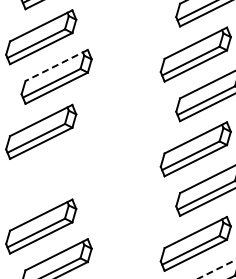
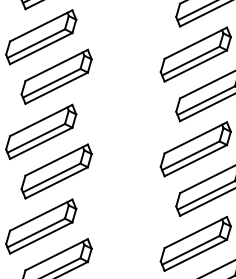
line: dashed -> solid (56, 65)
part: none -> present (56, 171)
line: dashed -> solid (216, 269)
